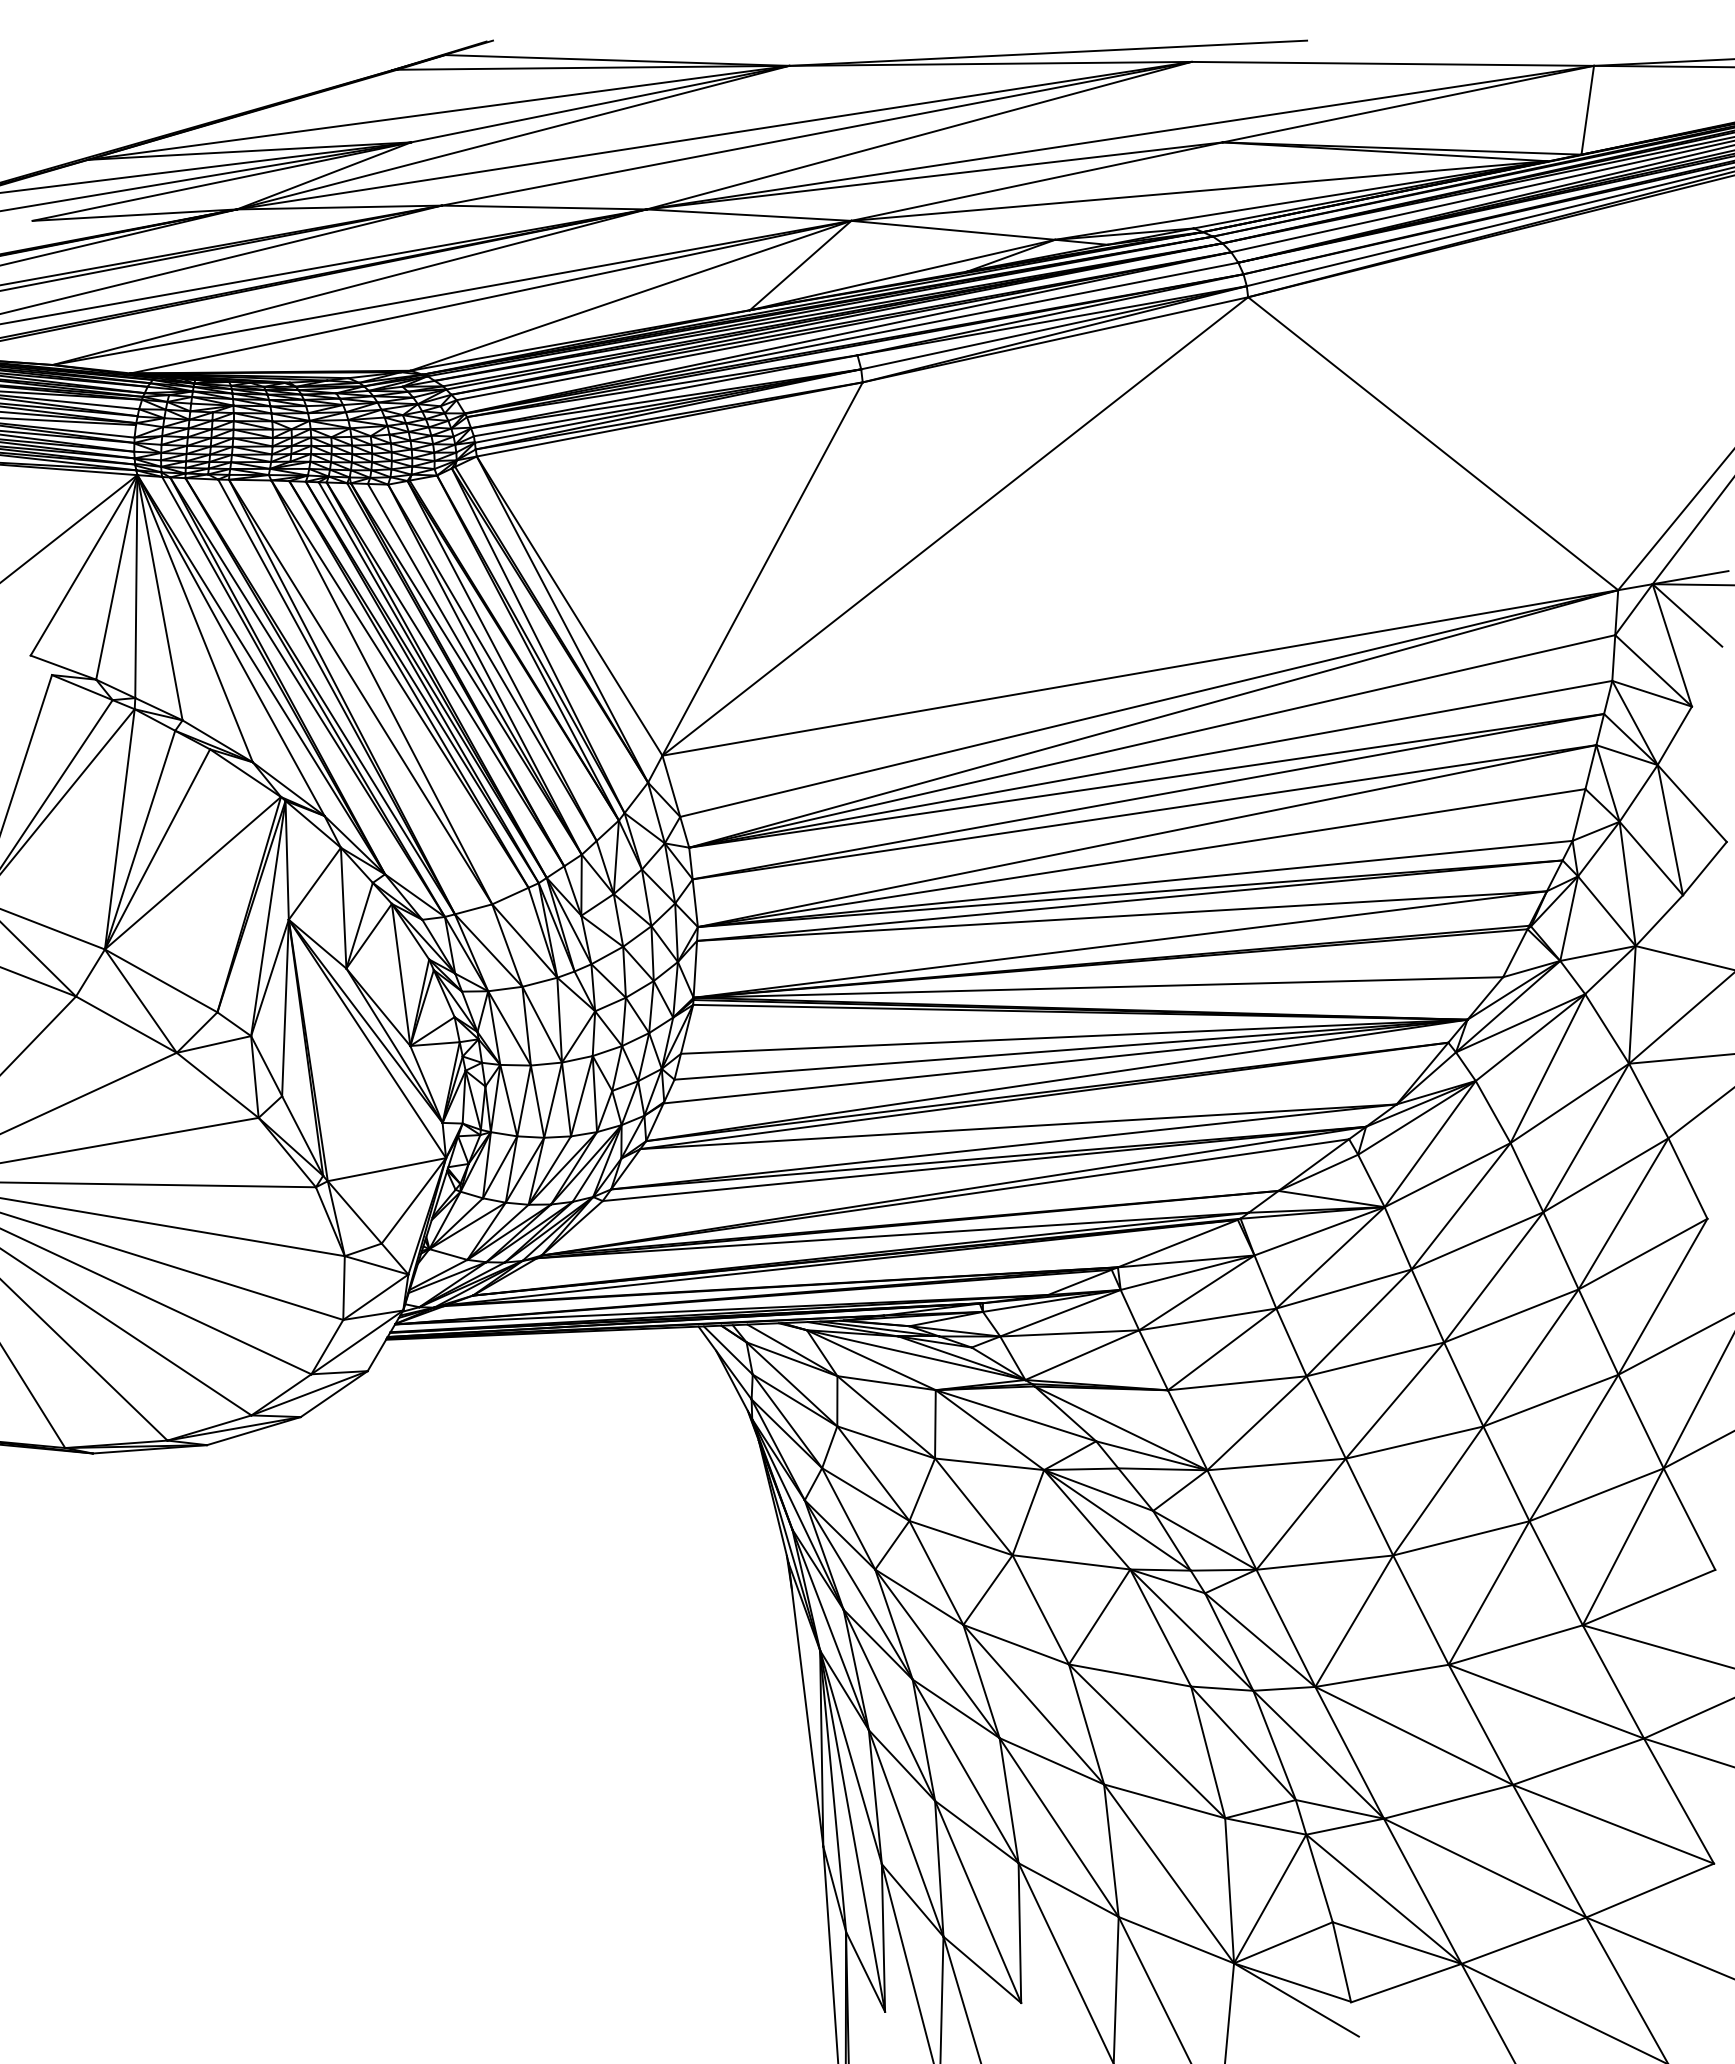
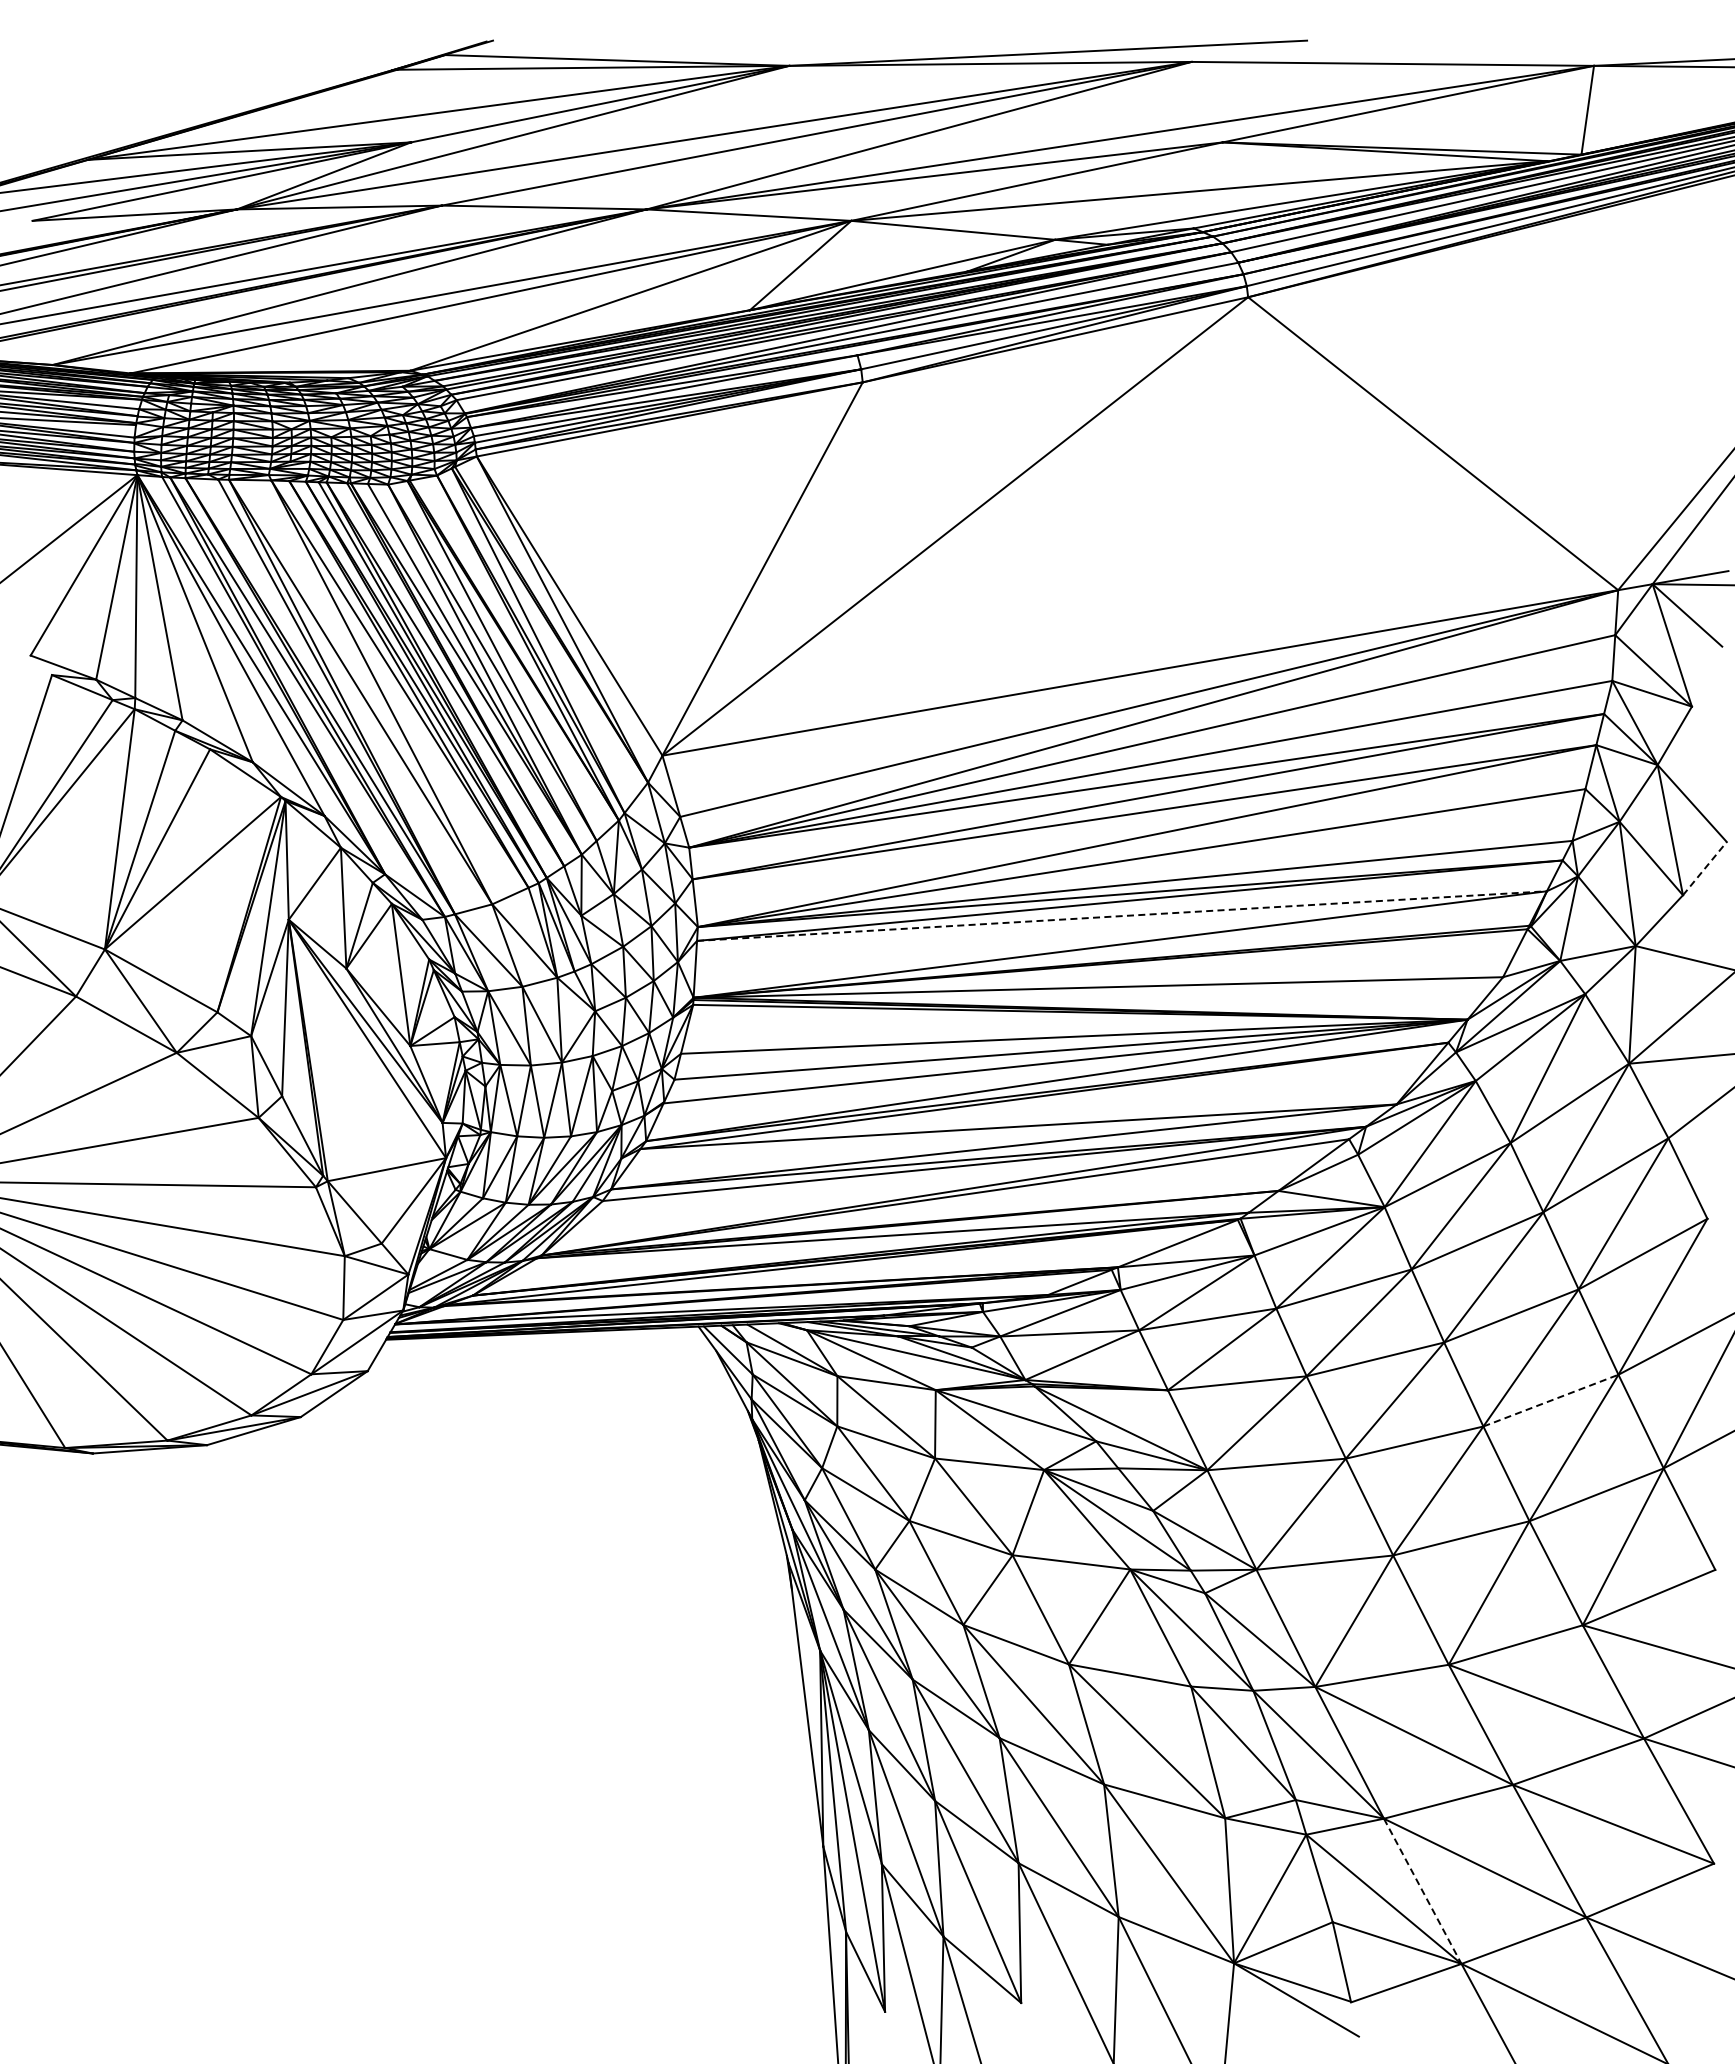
line: solid -> dashed (1705, 868)
line: solid -> dashed (1121, 916)
line: solid -> dashed (1551, 1400)
line: solid -> dashed (1422, 1891)
